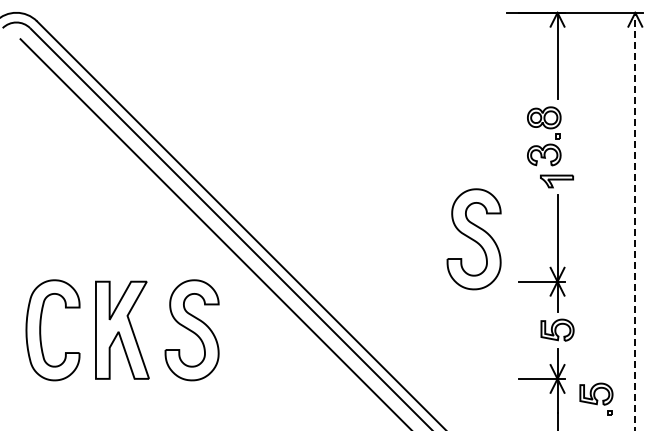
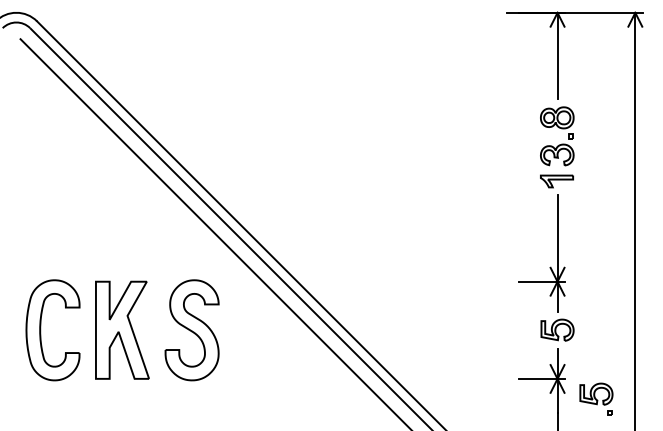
part position: (548, 129) -> (561, 129) (561, 129)
line: dashed -> solid (635, 221)
part: present -> none (473, 239)
